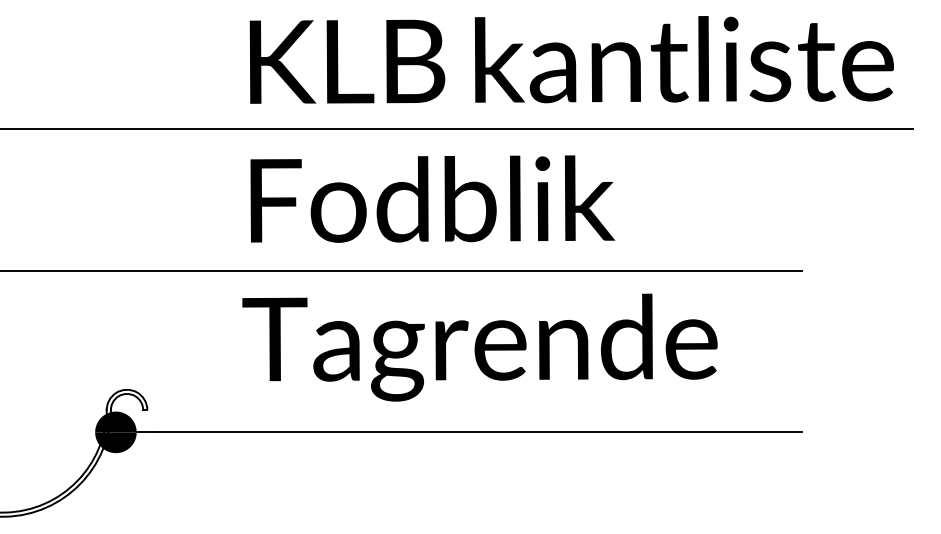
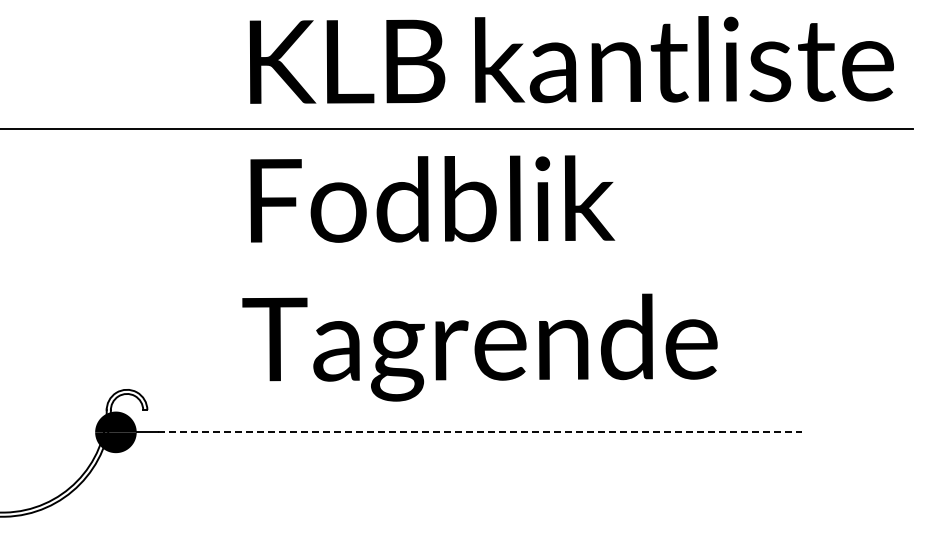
line: present -> none (402, 270)
line: solid -> dashed (480, 432)
